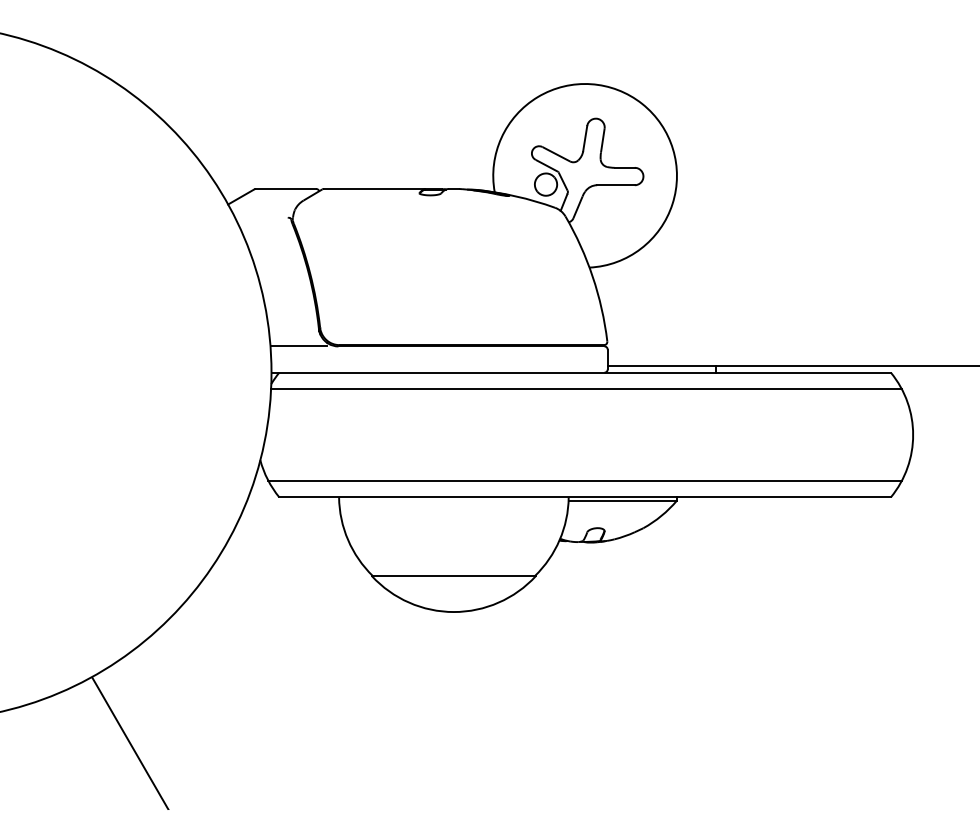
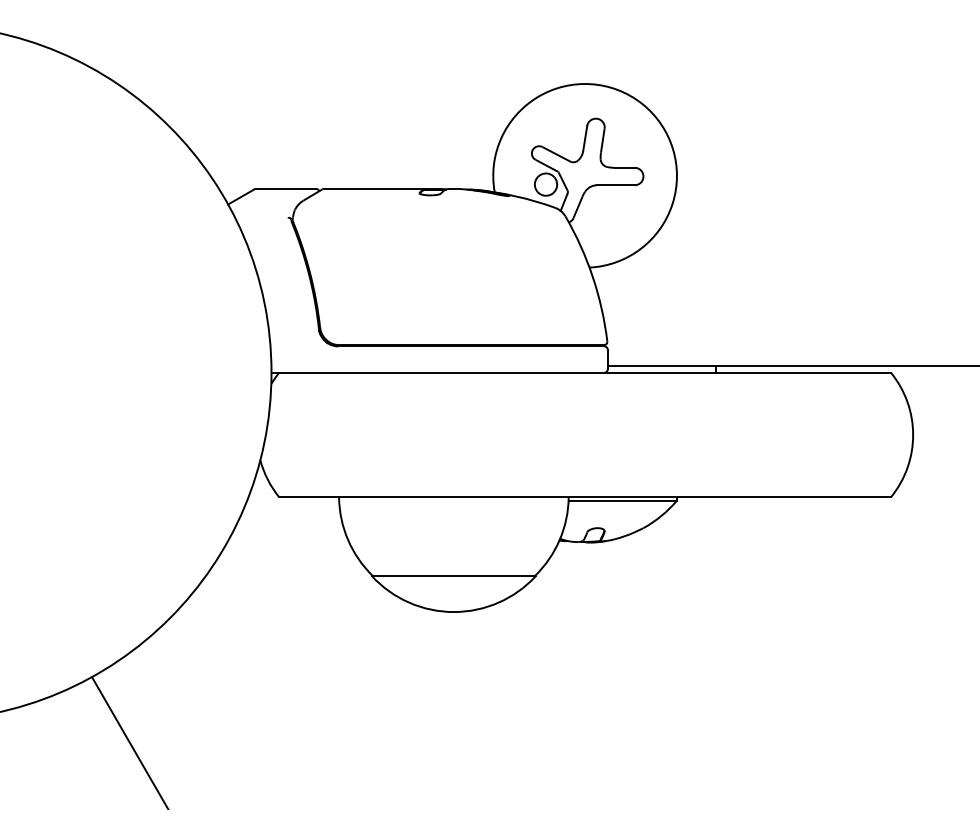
line: present -> none (298, 346)
line: present -> none (586, 389)
line: present -> none (584, 480)
